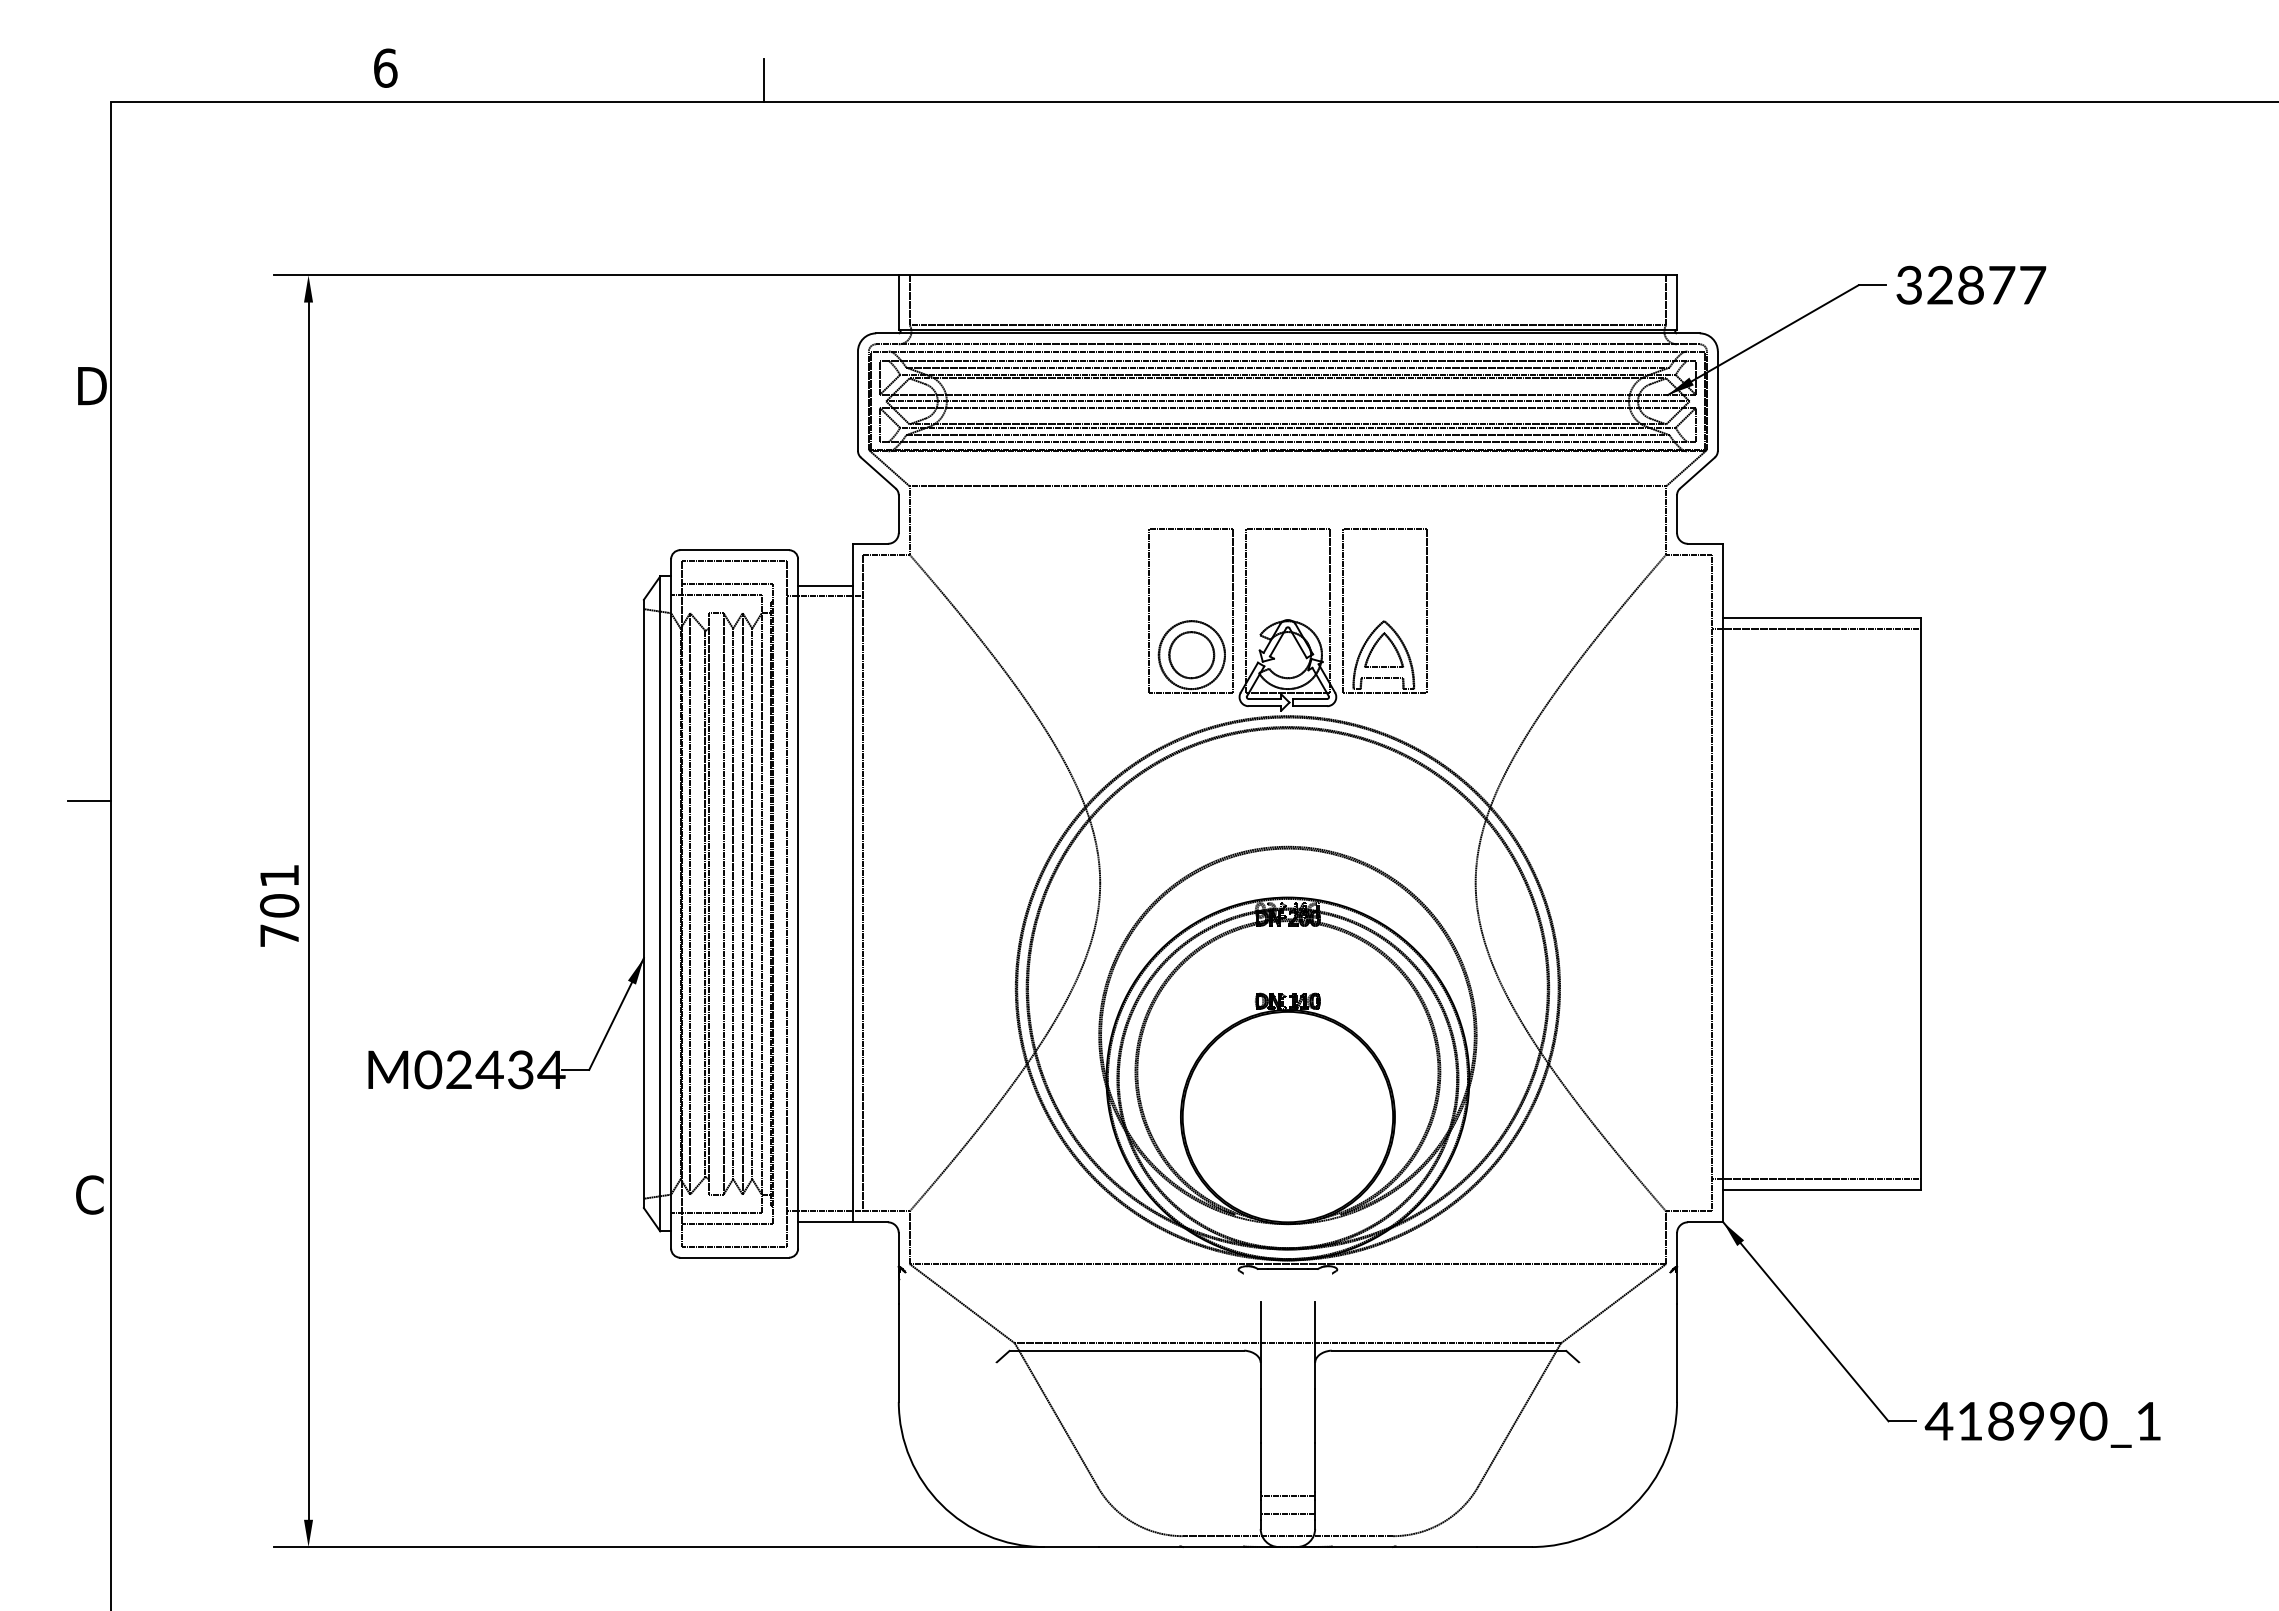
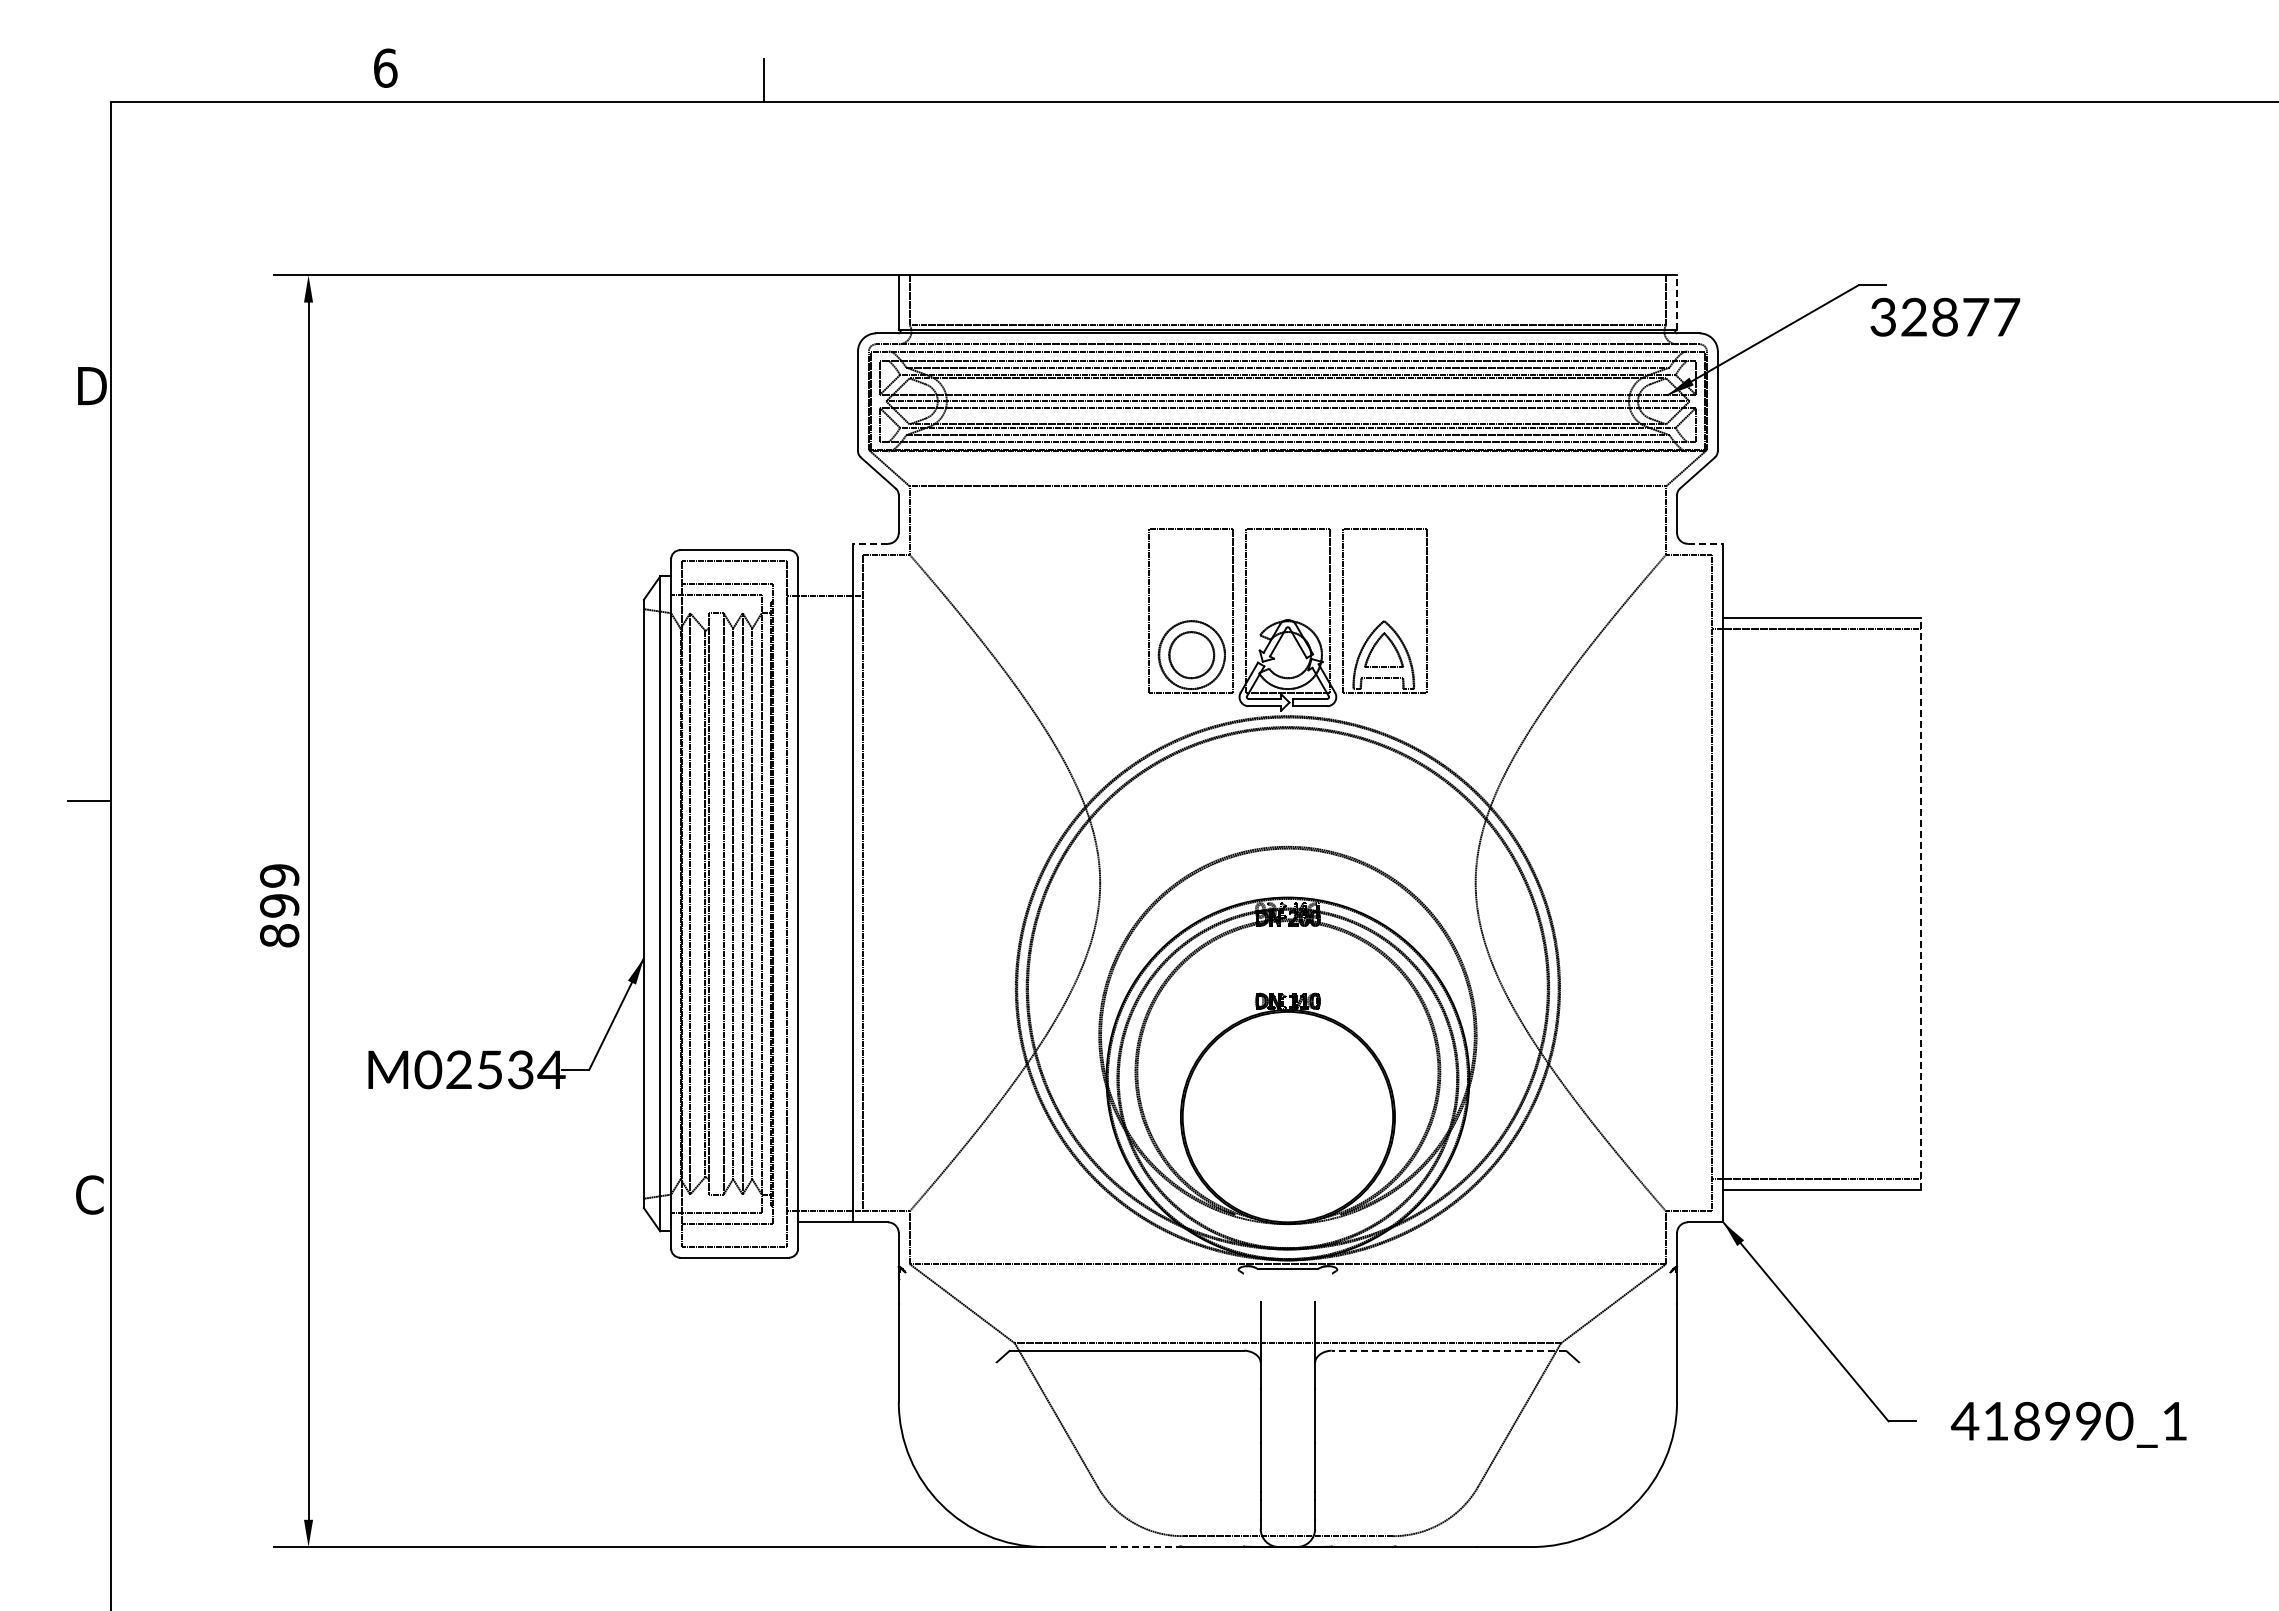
text position: (1971, 284) -> (1945, 316) (1945, 316)
line: solid -> dashed (1677, 302)
line: solid -> dashed (870, 543)
line: solid -> dashed (1705, 543)
line: present -> none (825, 585)
line: solid -> dashed (1921, 903)
text: 701 -> 899 (279, 905)
text: M02434 -> M02534 (489, 1069)
line: solid -> dashed (1448, 1350)
text position: (2042, 1424) -> (2068, 1424) (2068, 1424)
line: present -> none (1287, 1496)
line: present -> none (1287, 1514)
line: solid -> dashed (1141, 1547)
